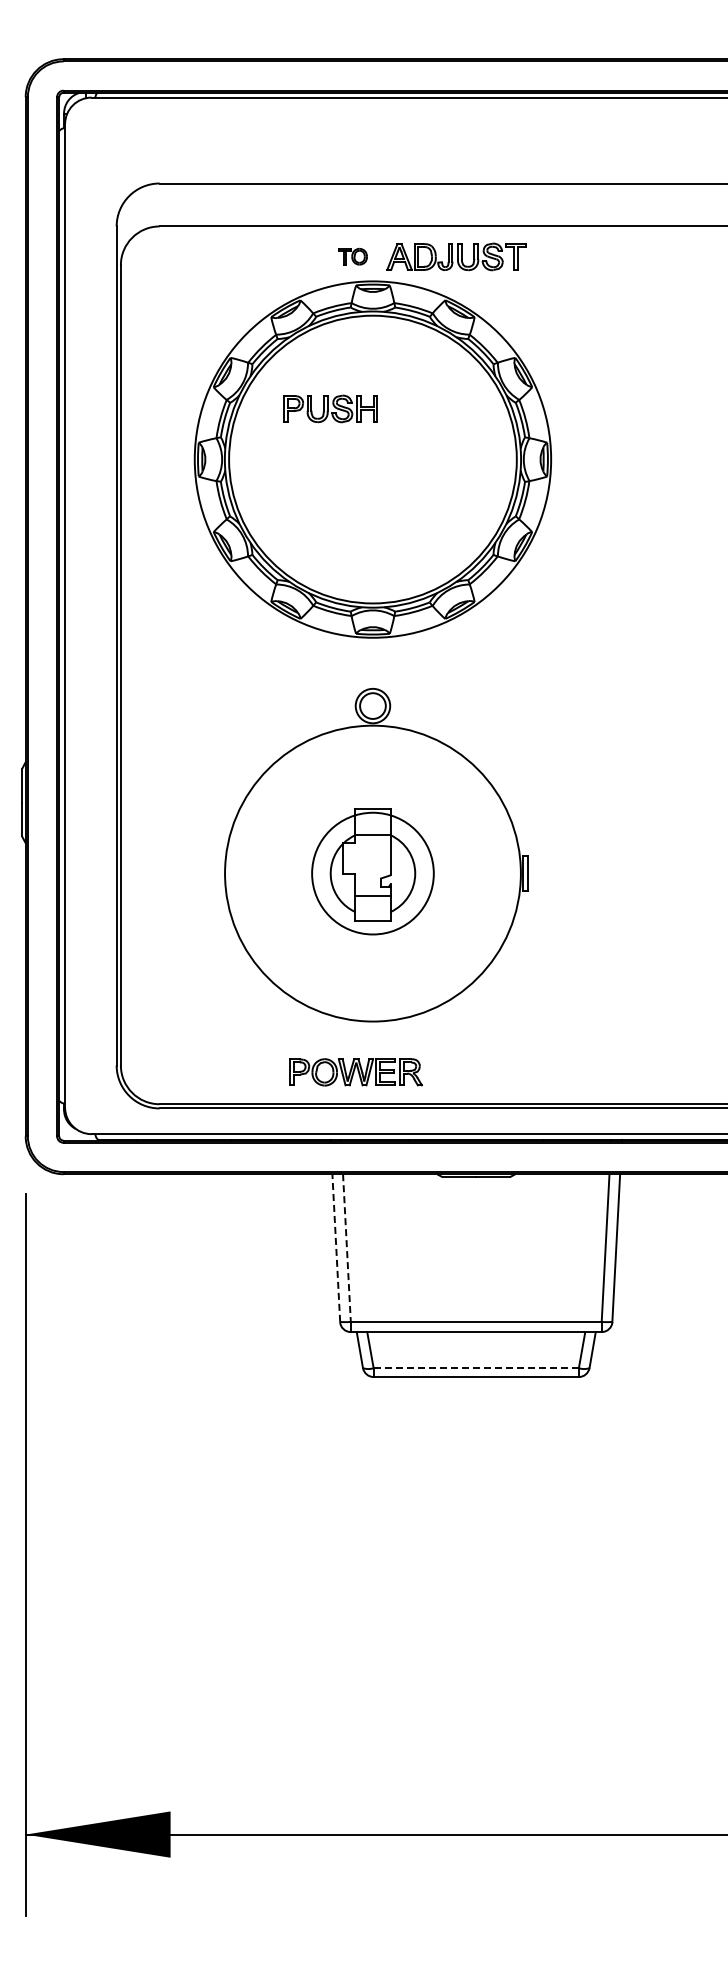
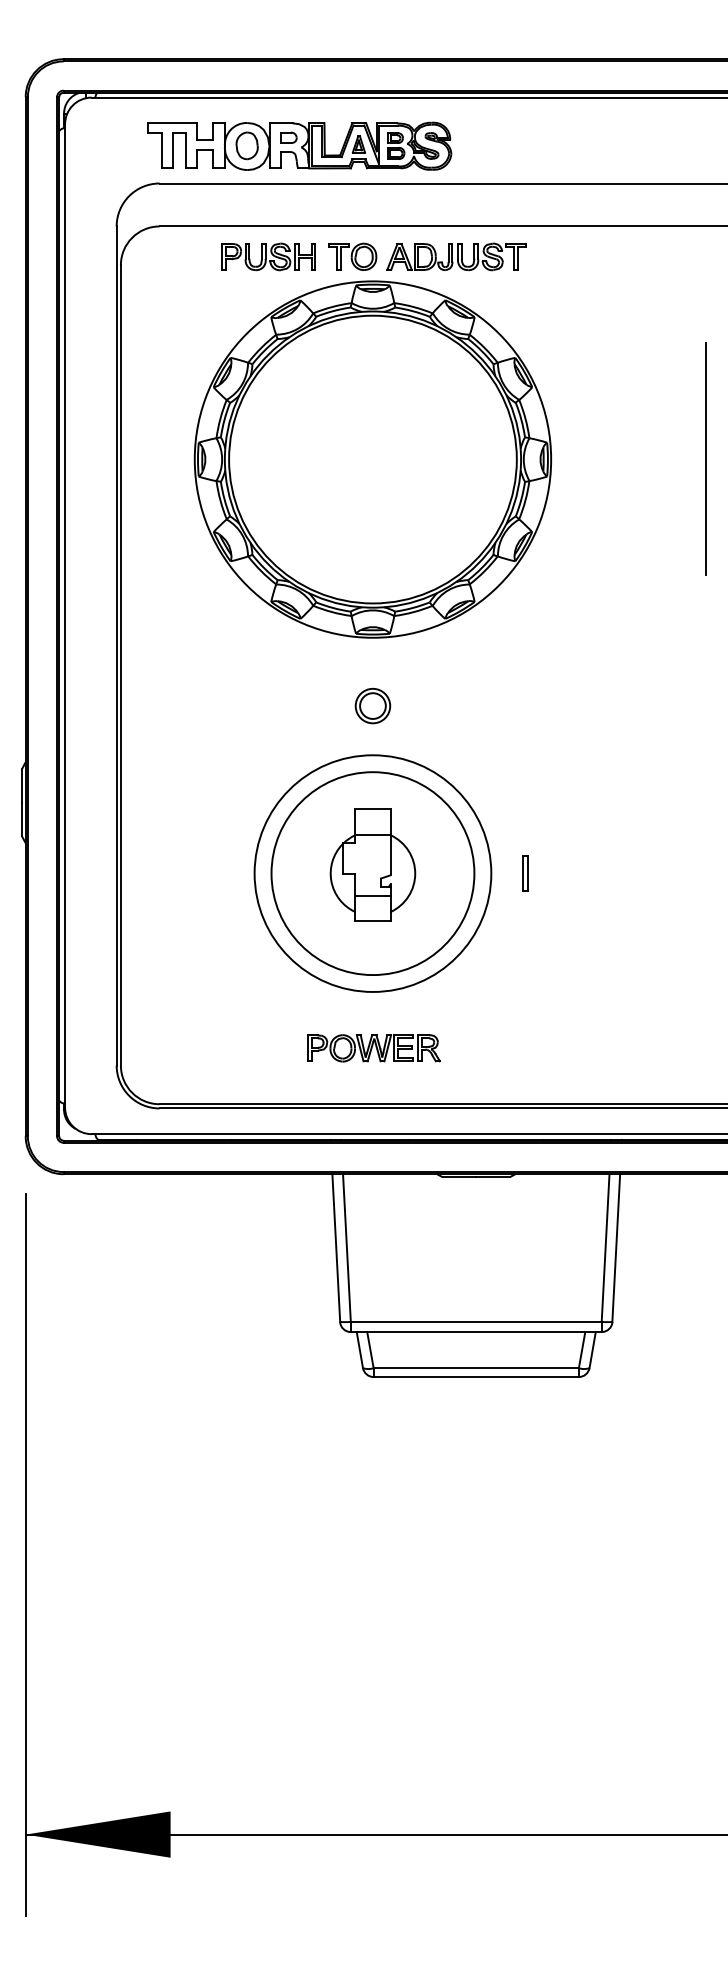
part: none -> present (299, 145)
part size: 30x19 px -> 50x29 px (352, 256)
part position: (330, 408) -> (268, 256) (268, 256)
line: none -> present (706, 458)
circle diameter: 122 px -> 203 px (372, 873)
circle diameter: 296 px -> 237 px (372, 873)
part position: (355, 1072) -> (373, 1048) (373, 1048)
line: dashed -> solid (336, 1248)
line: dashed -> solid (346, 1248)
line: dashed -> solid (476, 1368)
